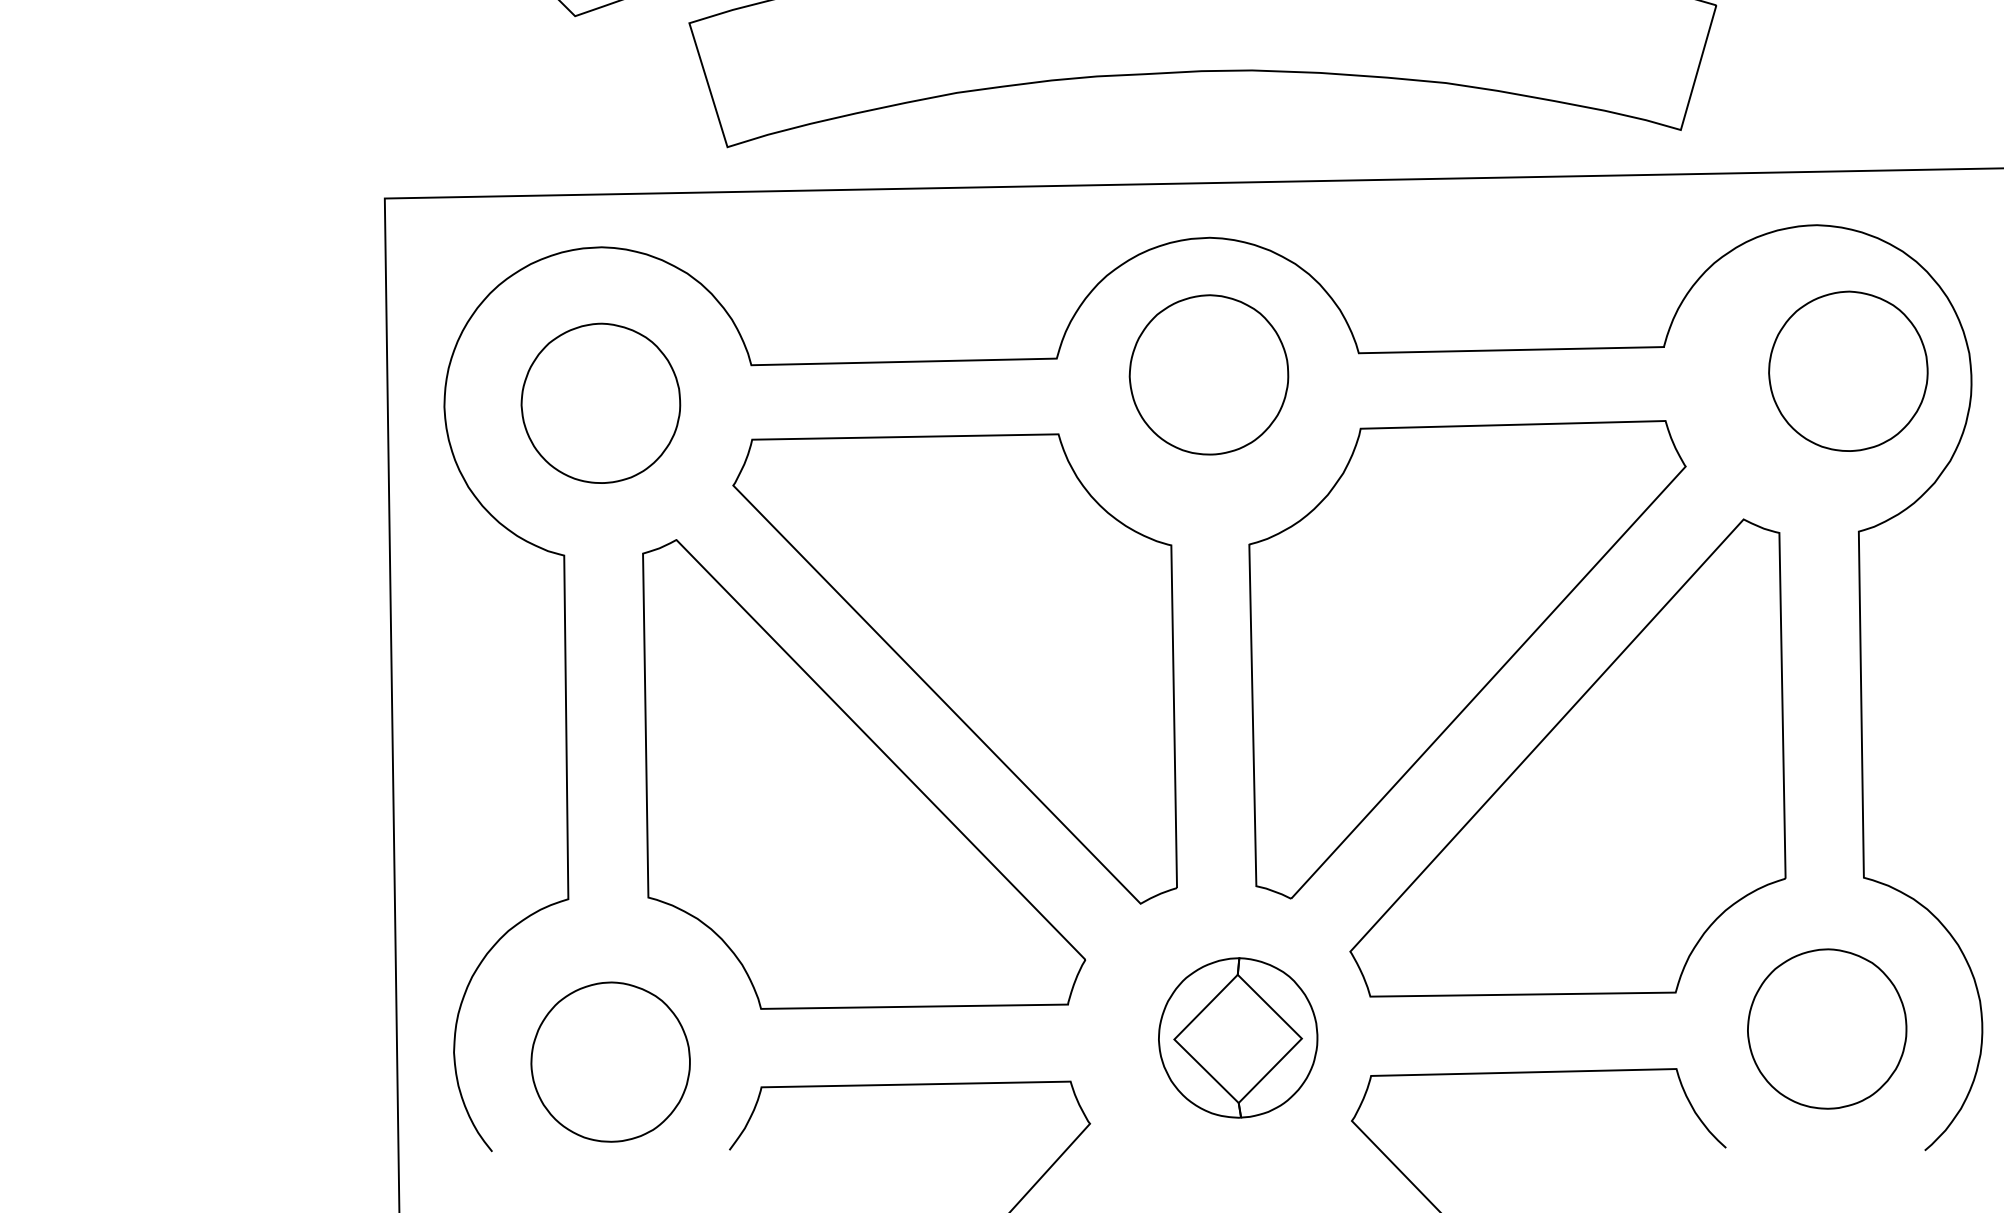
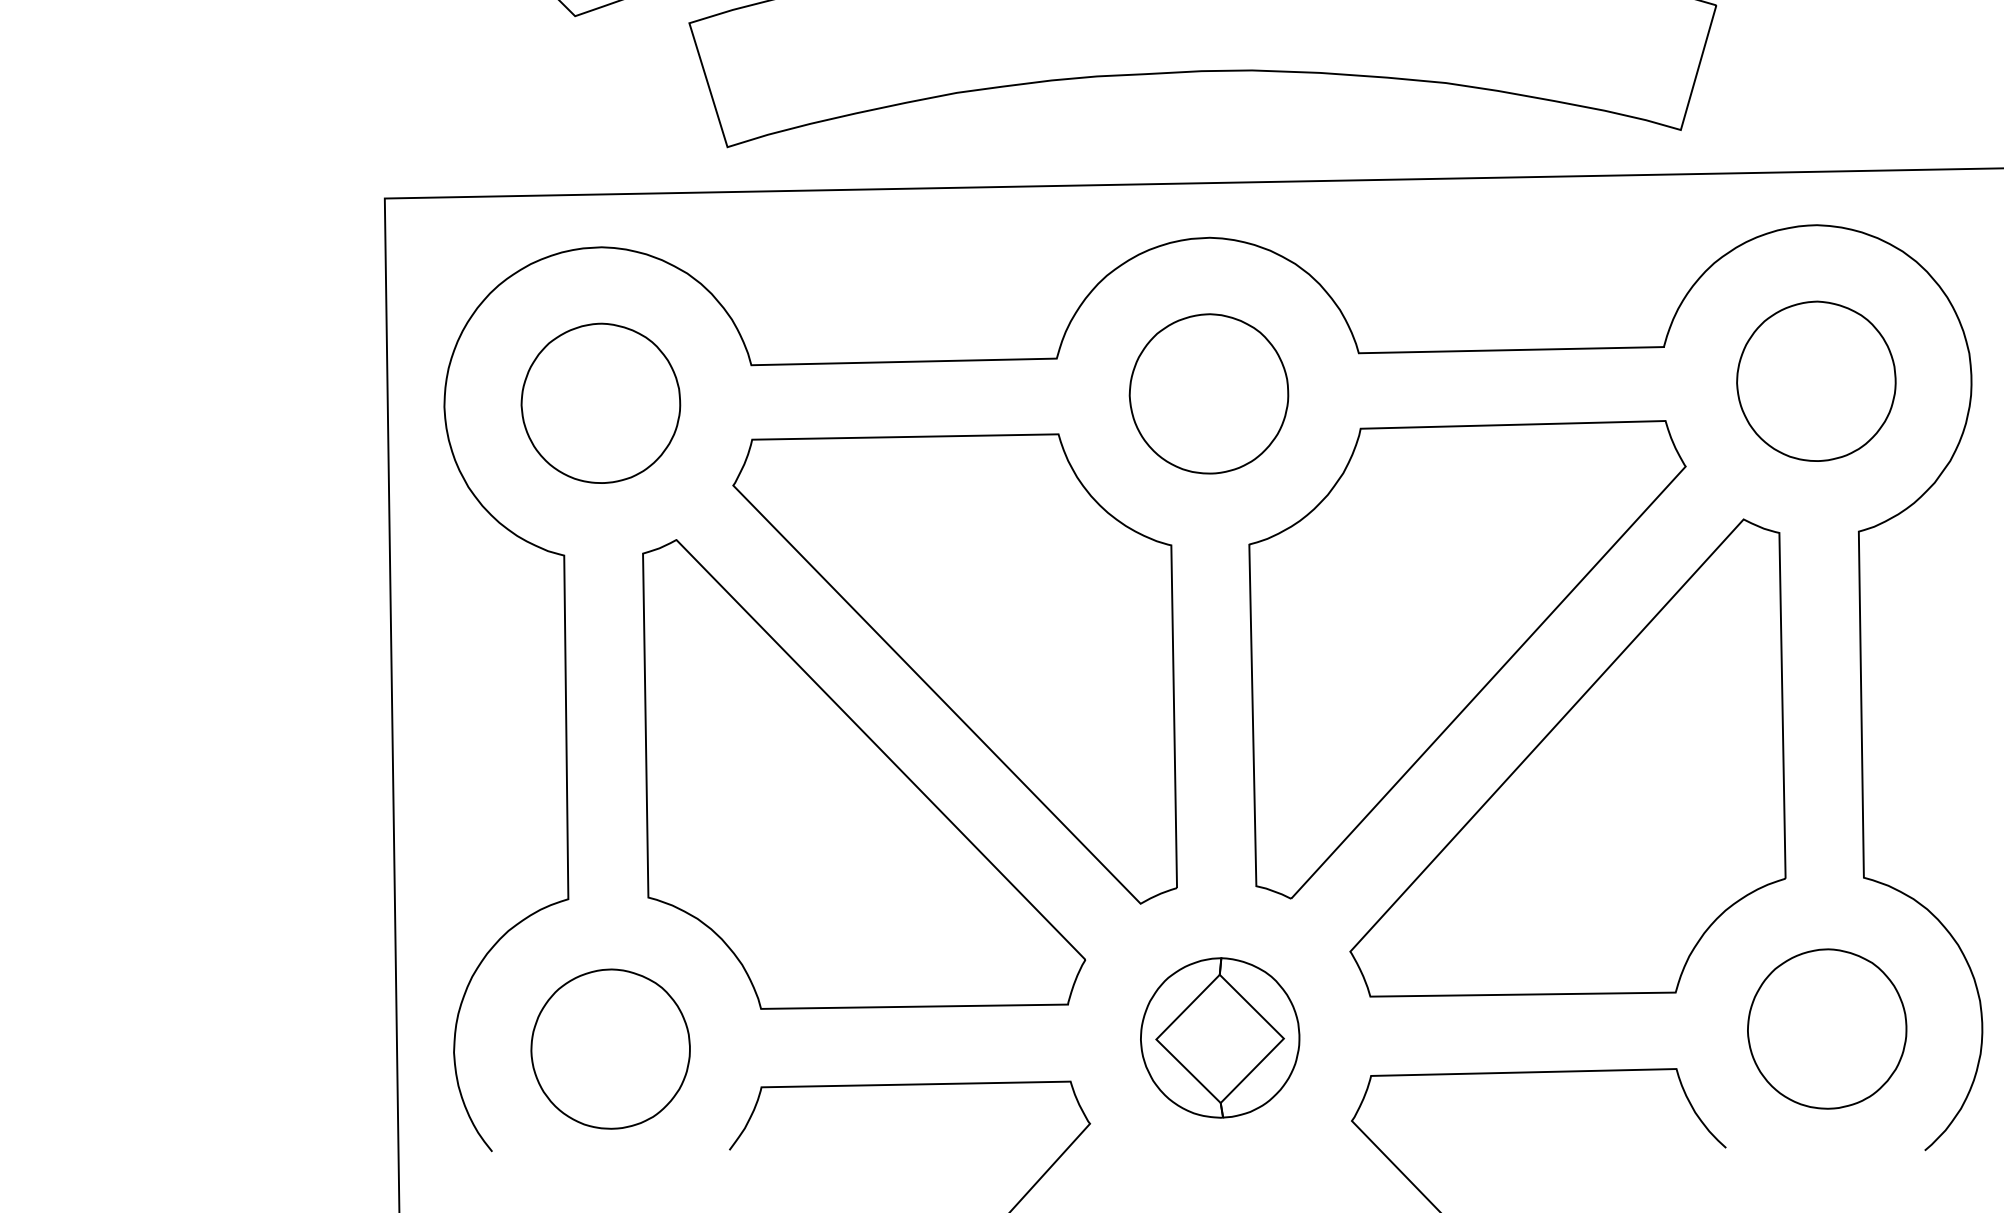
part position: (1848, 370) -> (1816, 380) (1816, 380)
part position: (1208, 374) -> (1208, 393) (1208, 393)
part position: (1238, 1037) -> (1220, 1037) (1220, 1037)
part position: (610, 1061) -> (610, 1048) (610, 1048)
